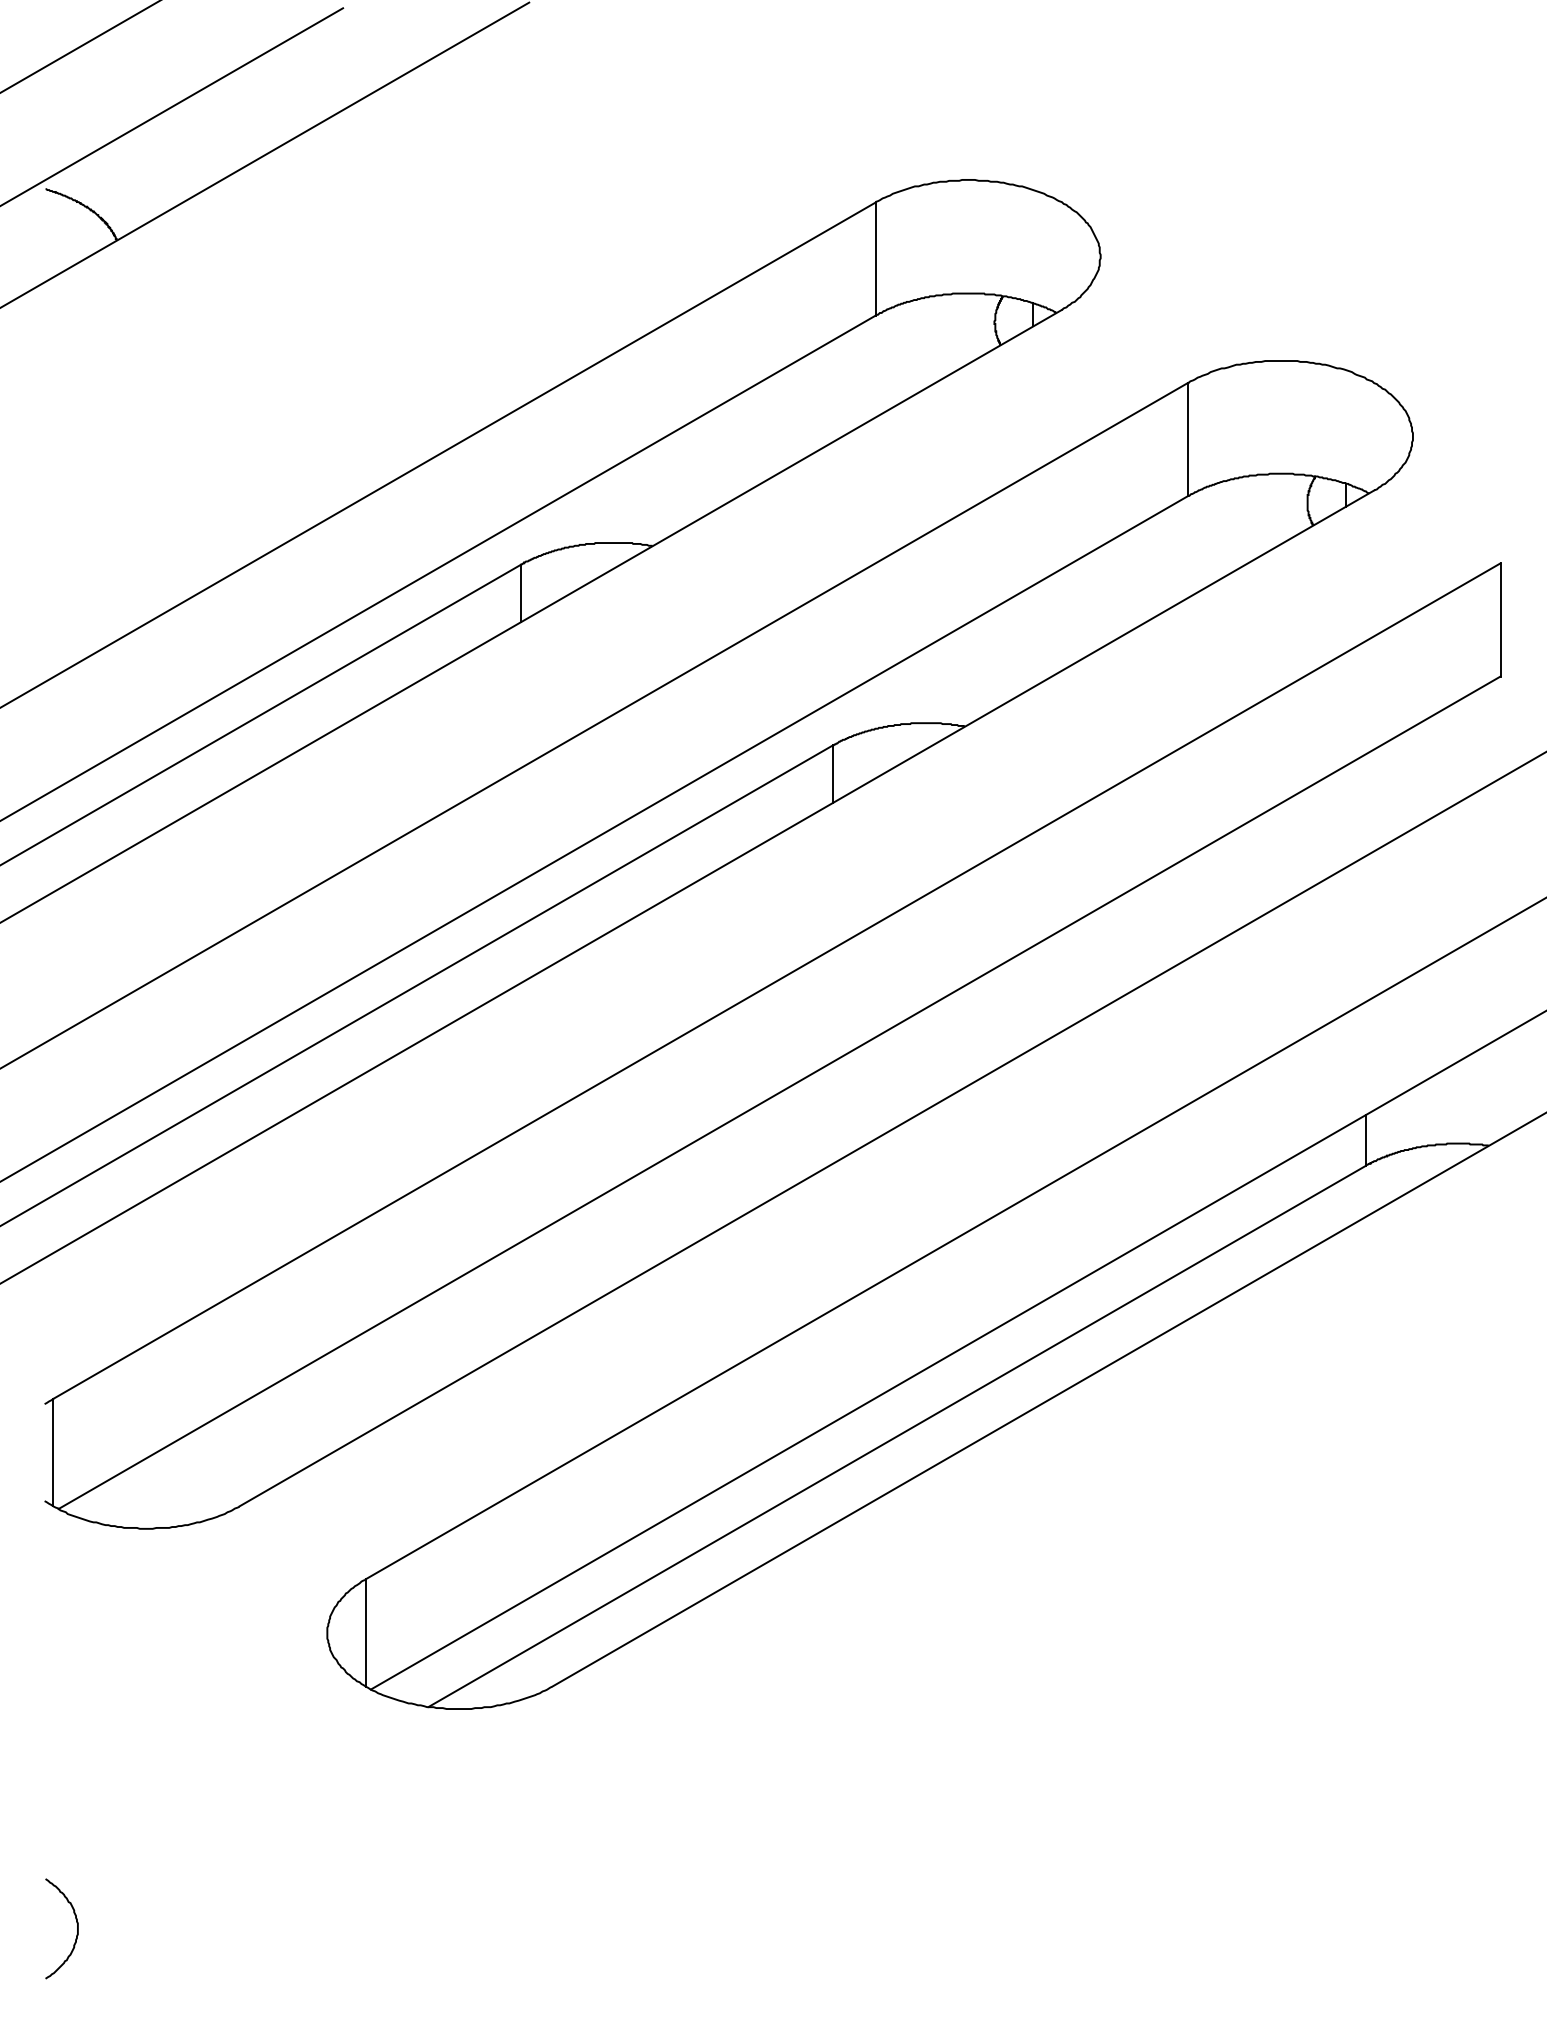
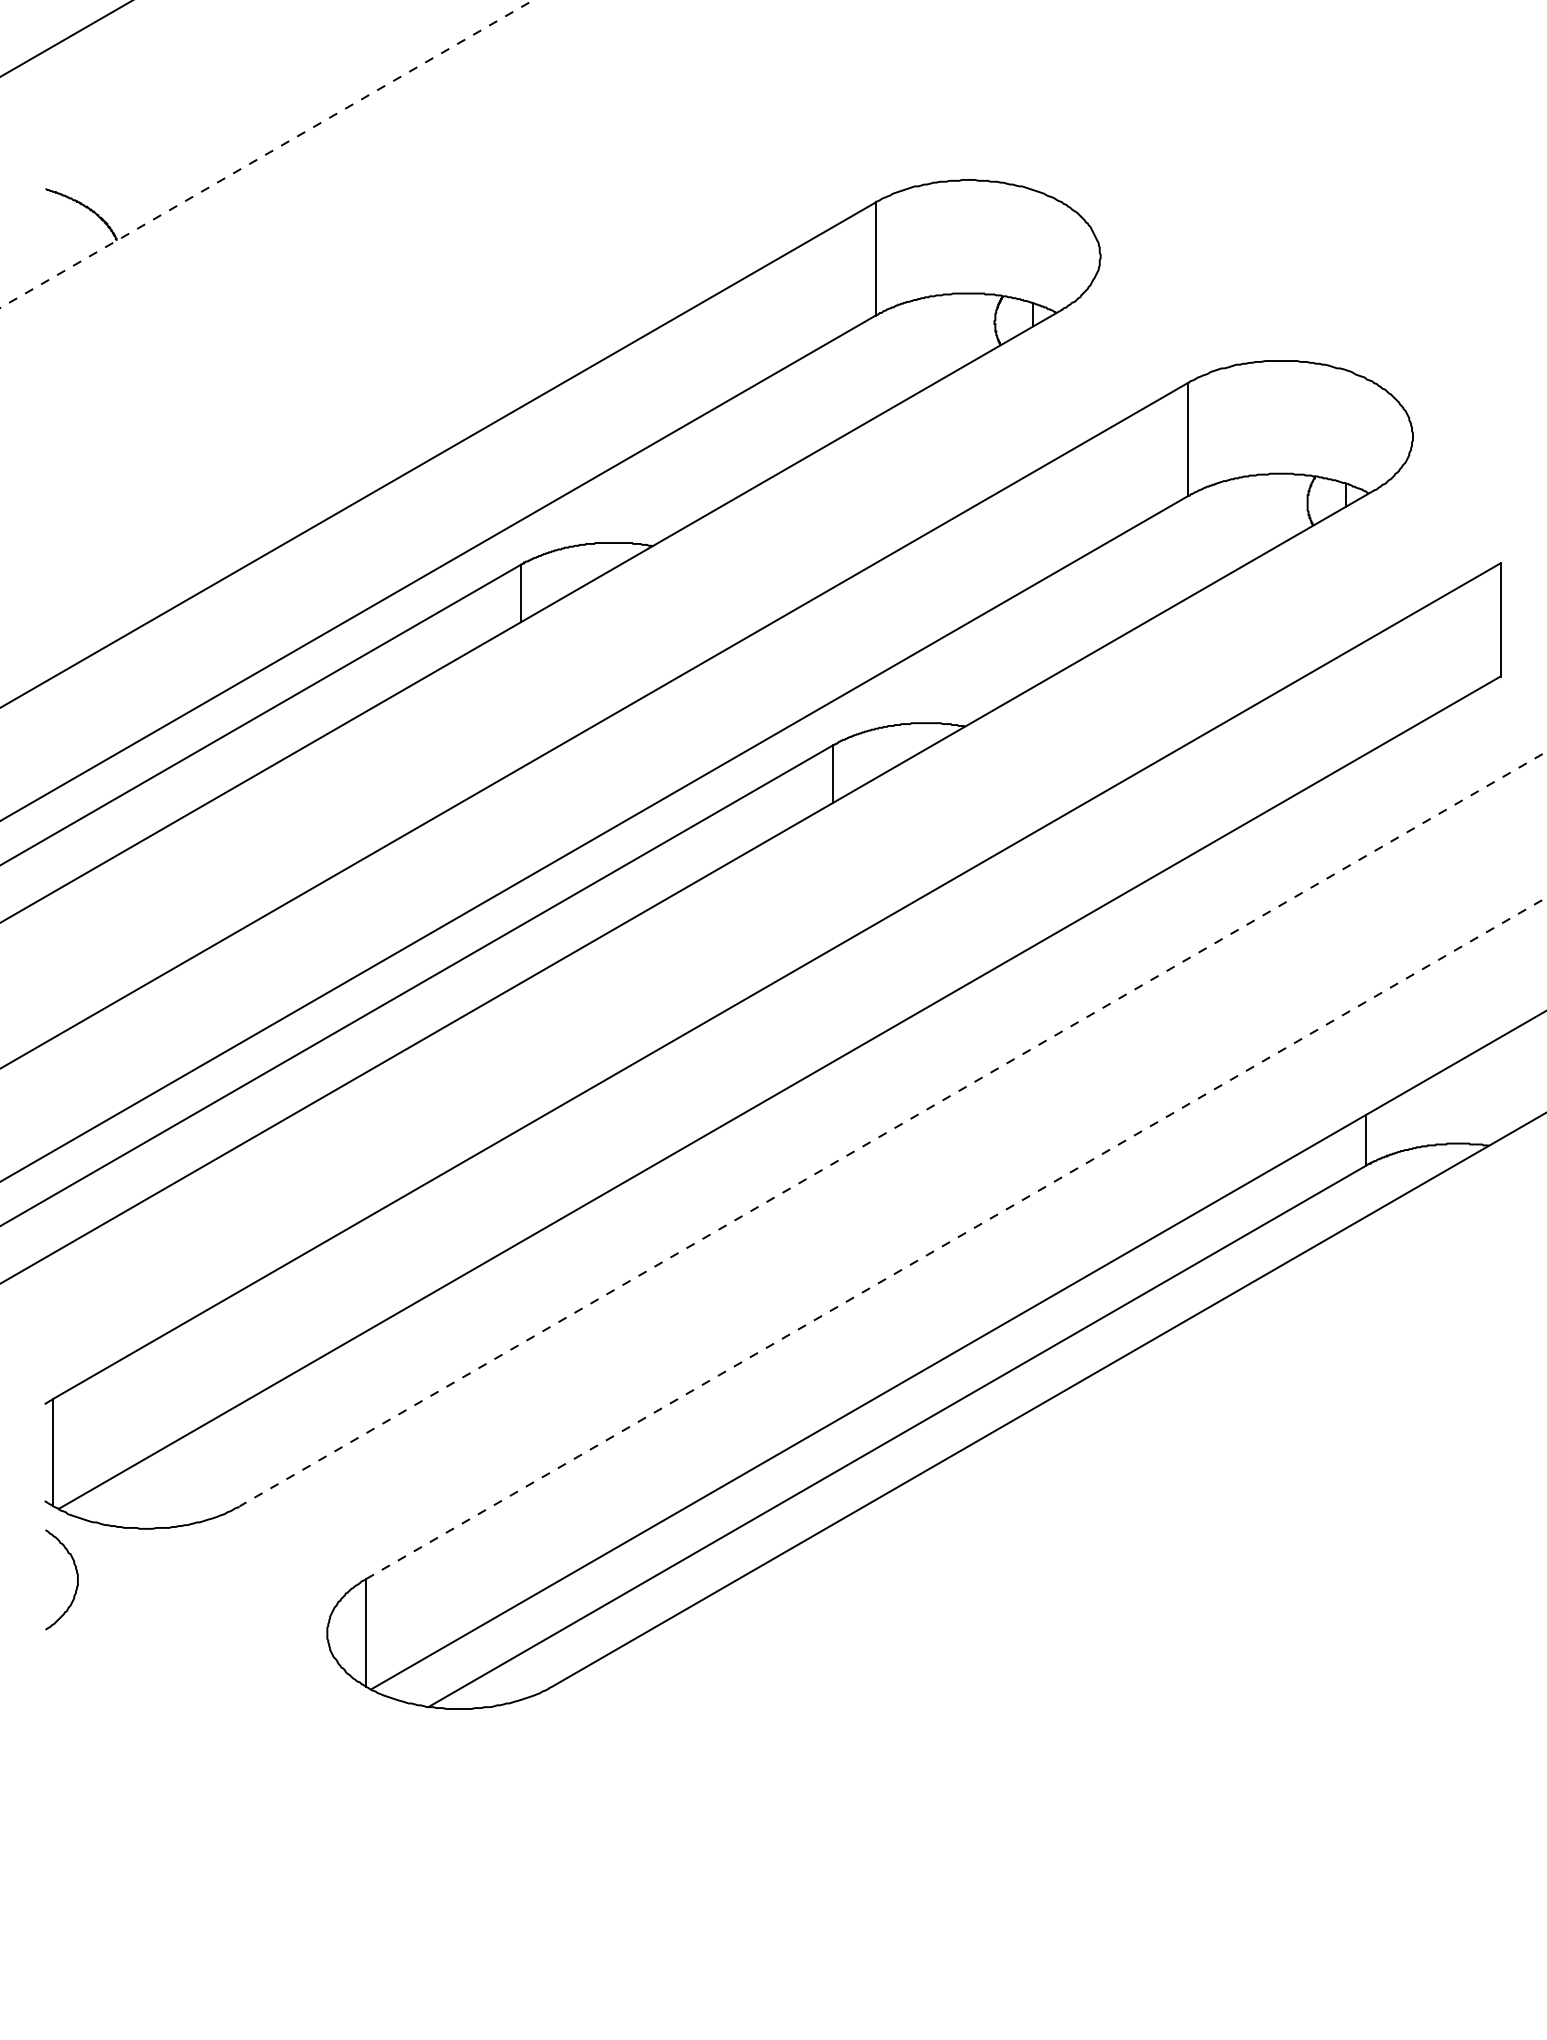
line position: (79, 46) -> (65, 38) (65, 38)
line: present -> none (172, 106)
line: solid -> dashed (264, 155)
line: solid -> dashed (892, 1129)
line: solid -> dashed (956, 1238)
curve position: (76, 1923) -> (76, 1574) (76, 1574)
